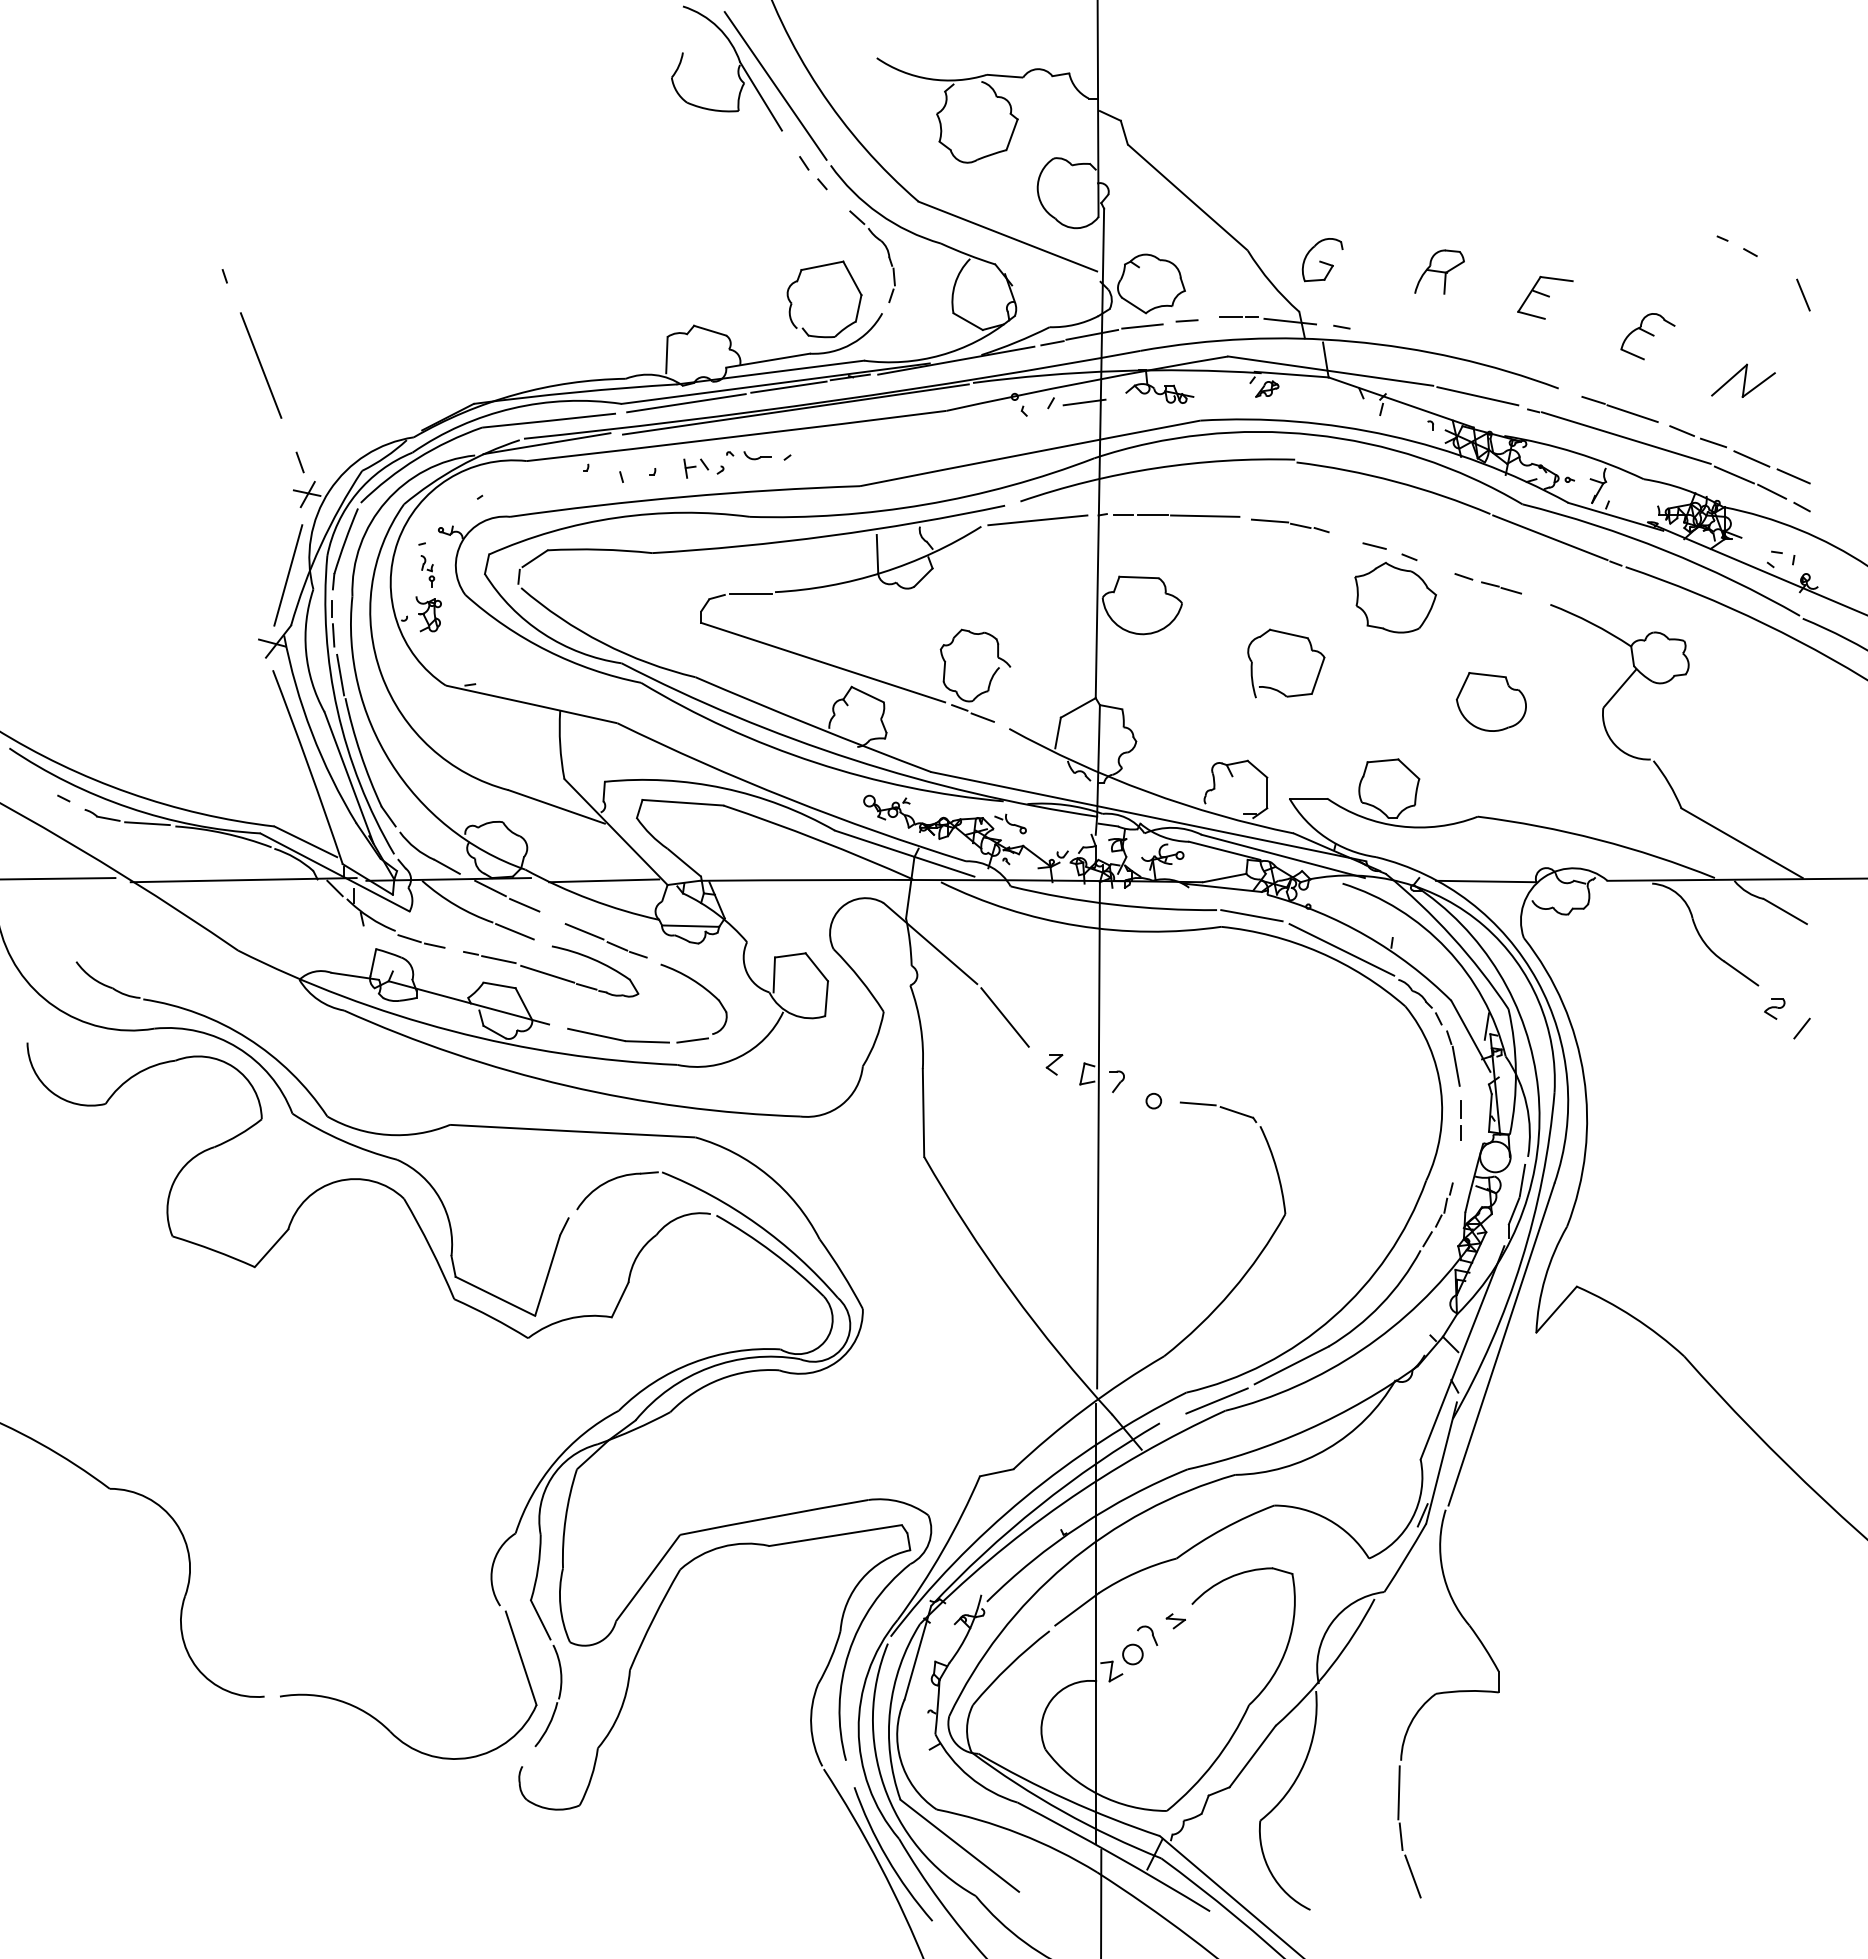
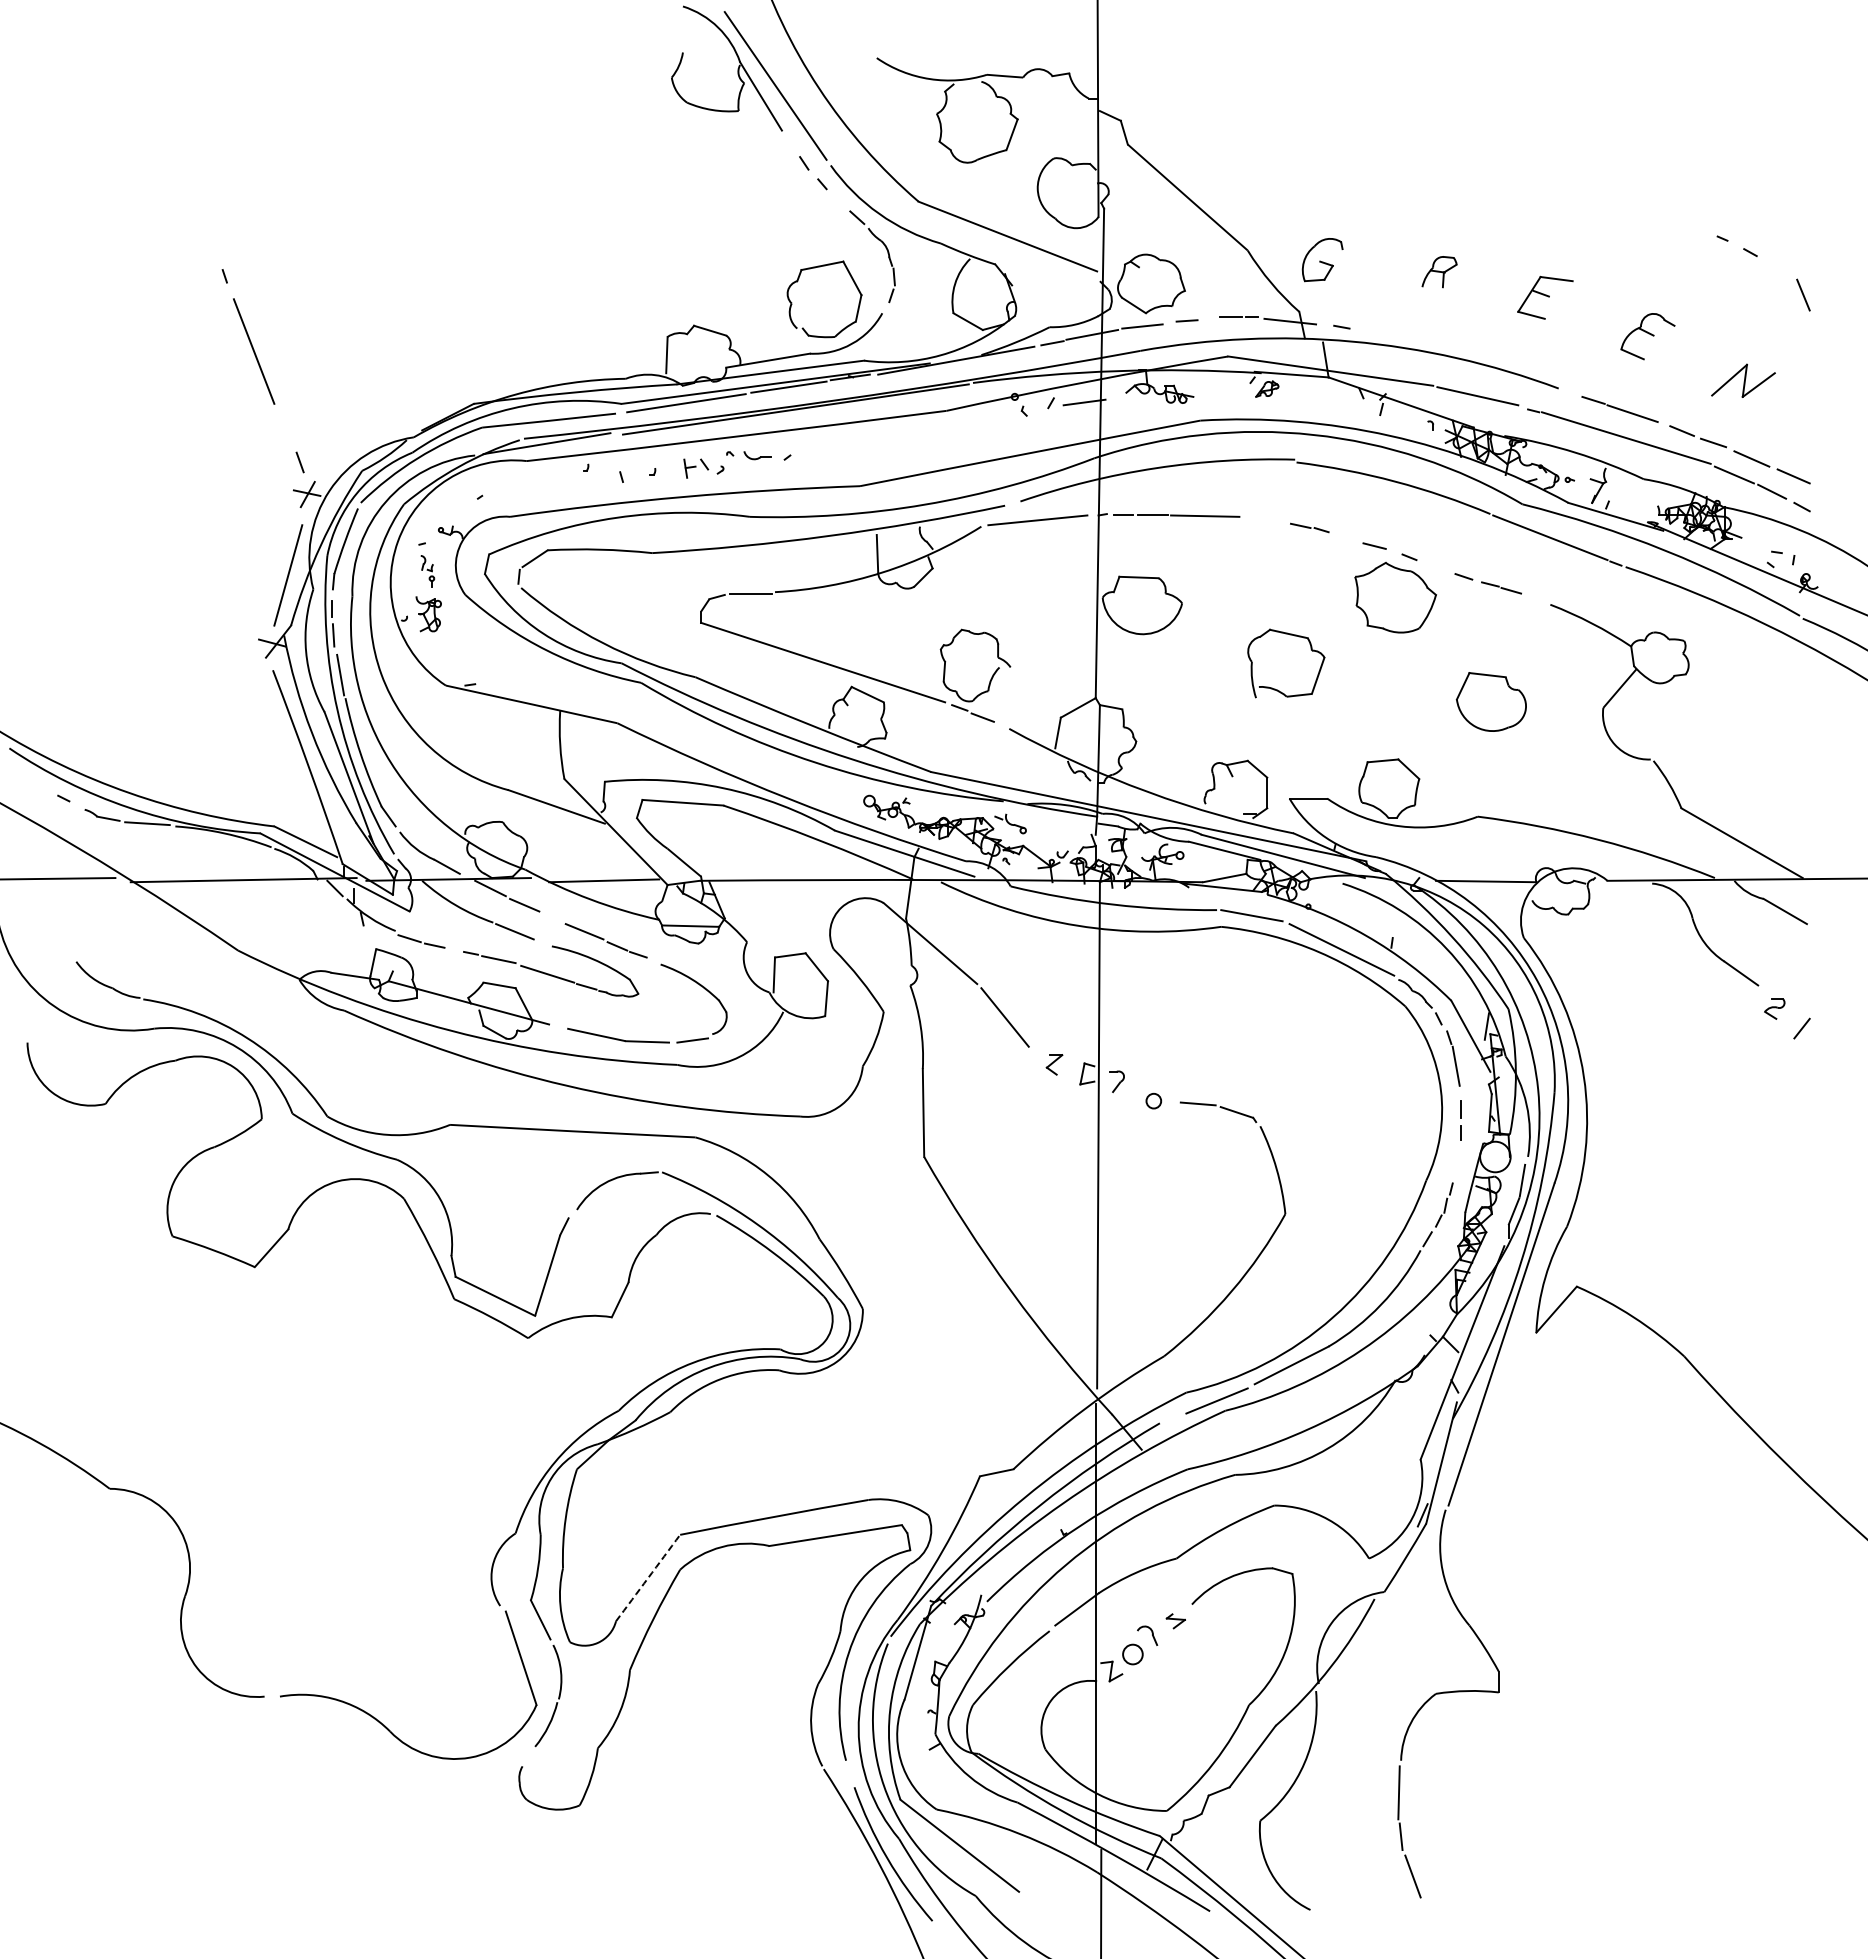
part size: 51x46 px -> 37x33 px (1439, 272)
line position: (261, 365) -> (254, 351) (254, 351)
line: present -> none (1269, 520)
arc: solid -> dashed (648, 1578)
